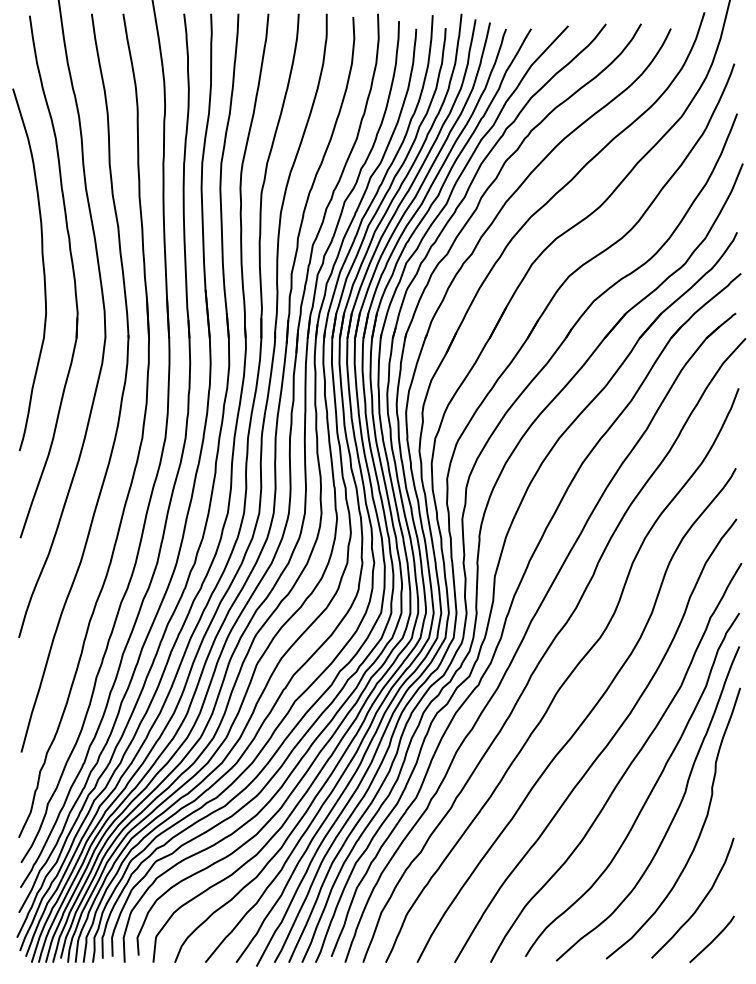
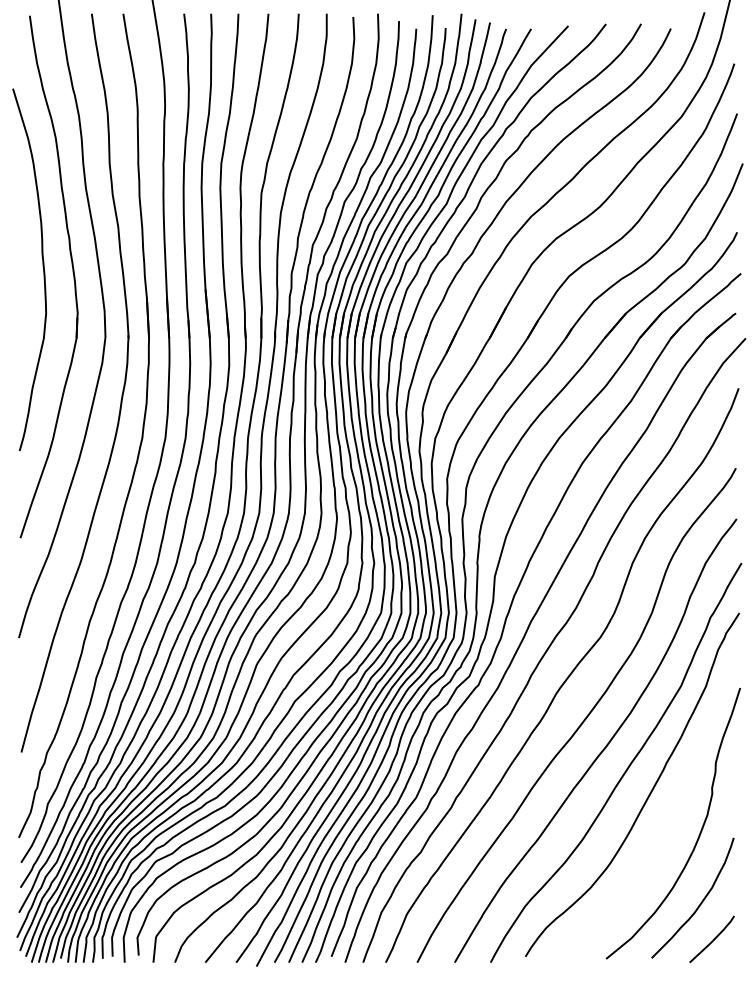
curve: present -> none (673, 816)
